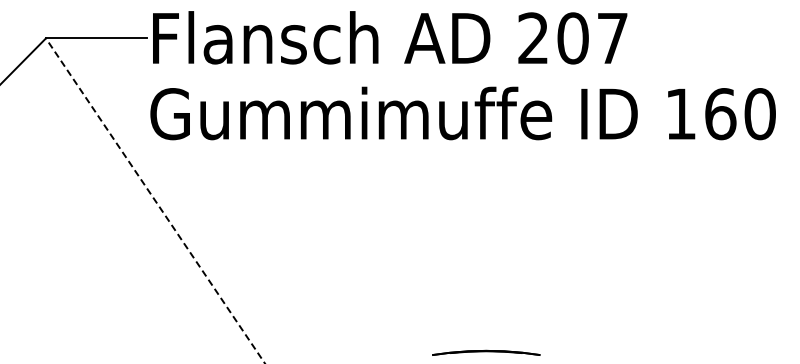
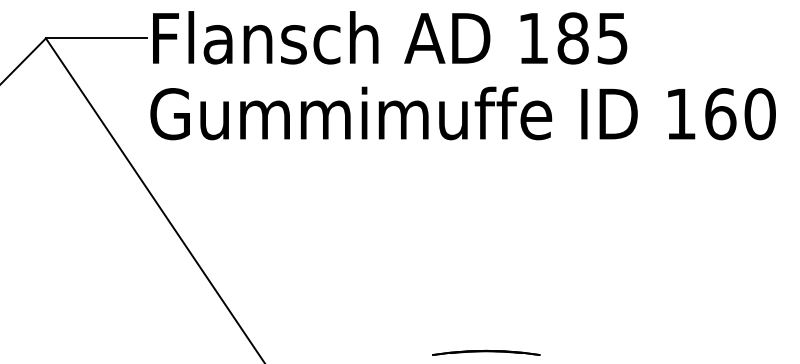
text: 207 -> 185 (572, 38)
line: dashed -> solid (155, 200)
